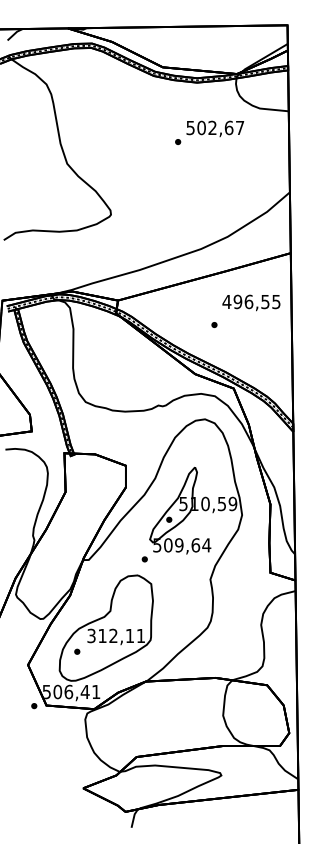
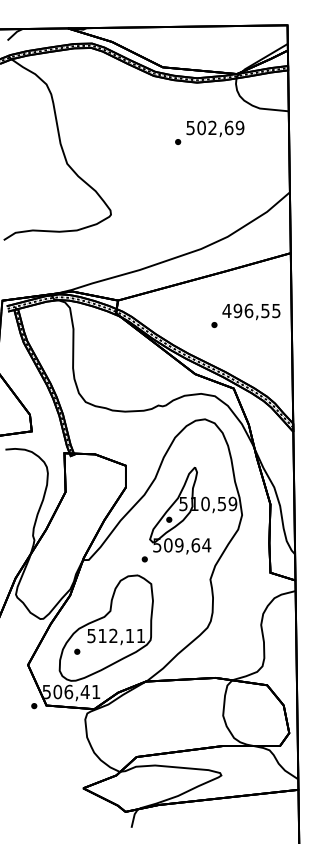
text: 502,67 -> 502,69 (239, 127)
text position: (251, 302) -> (251, 311) (251, 311)
text: 312,11 -> 512,11 (91, 635)
